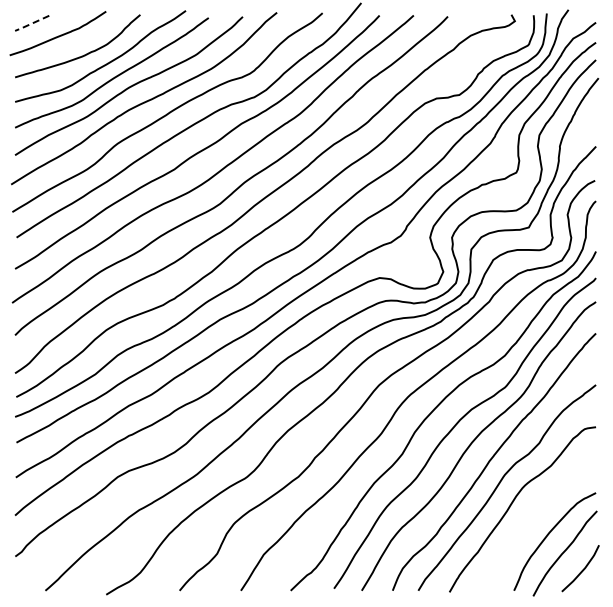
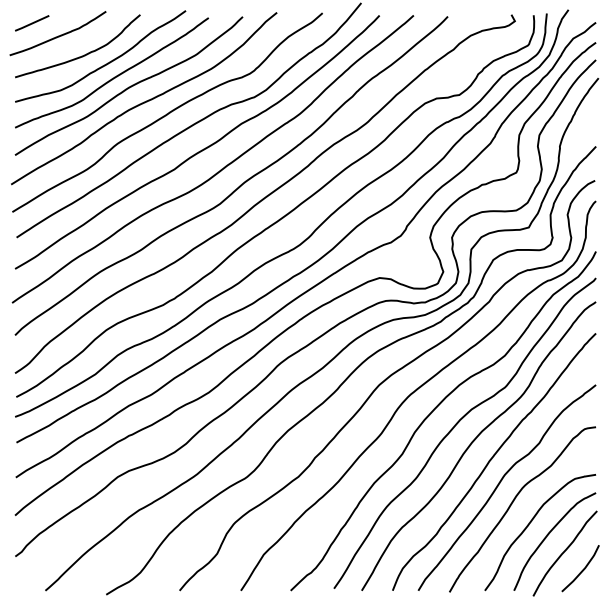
line: dashed -> solid (31, 24)
curve: none -> present (529, 525)
